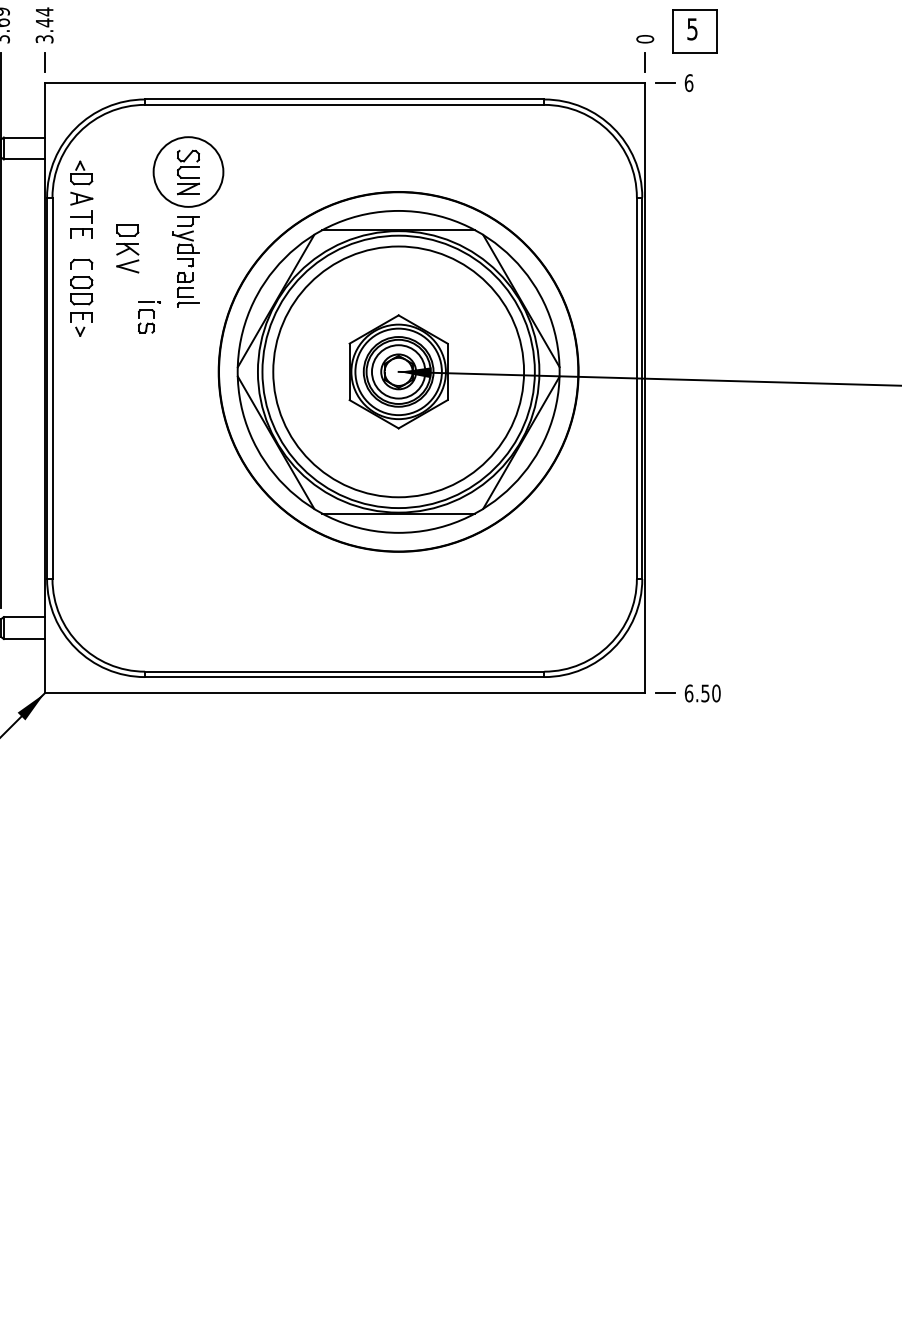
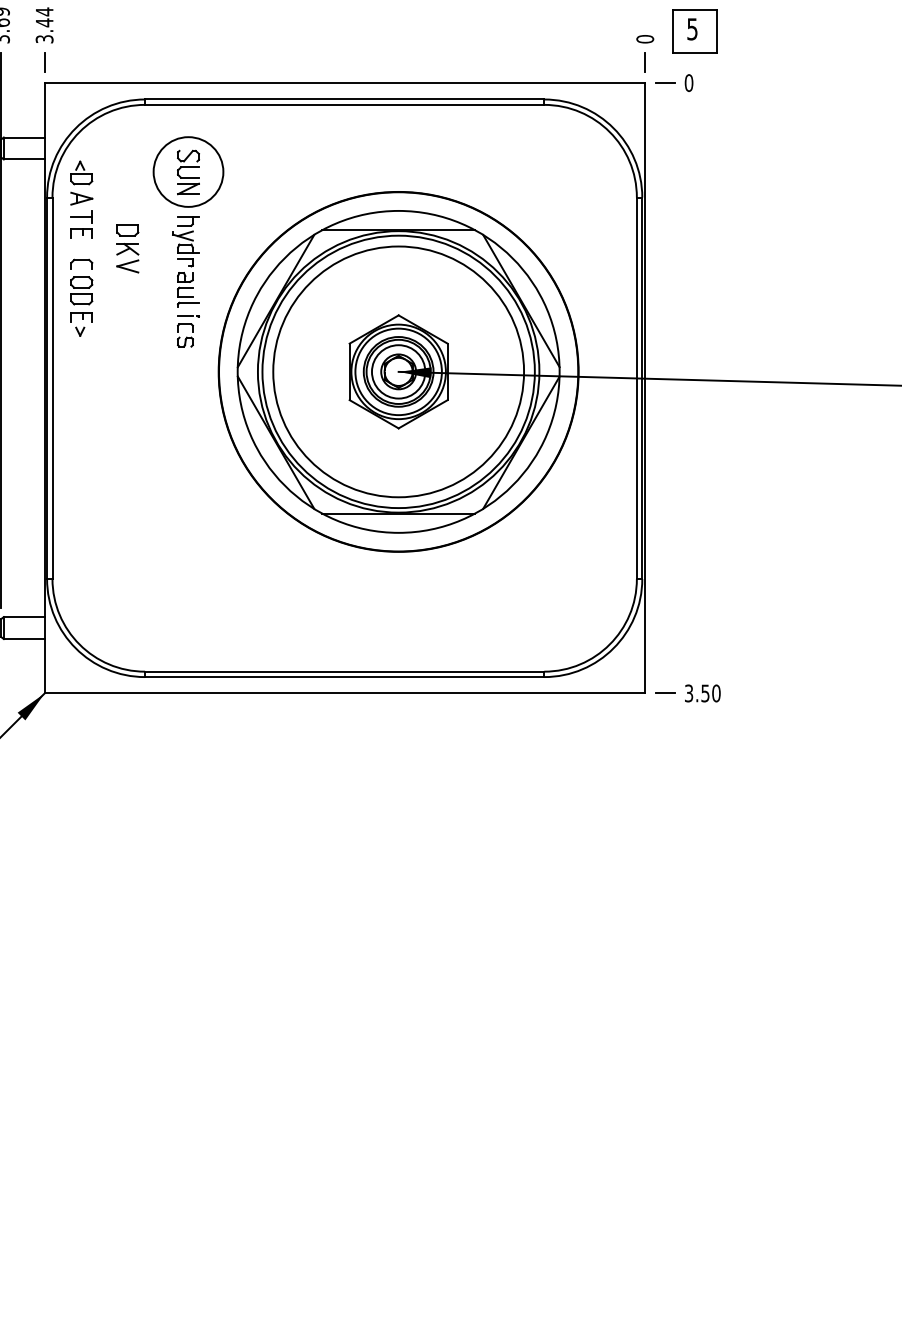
text: 6 -> 0 (689, 82)
part position: (149, 317) -> (188, 331) (188, 331)
text: 6.50 -> 3.50 (688, 693)
